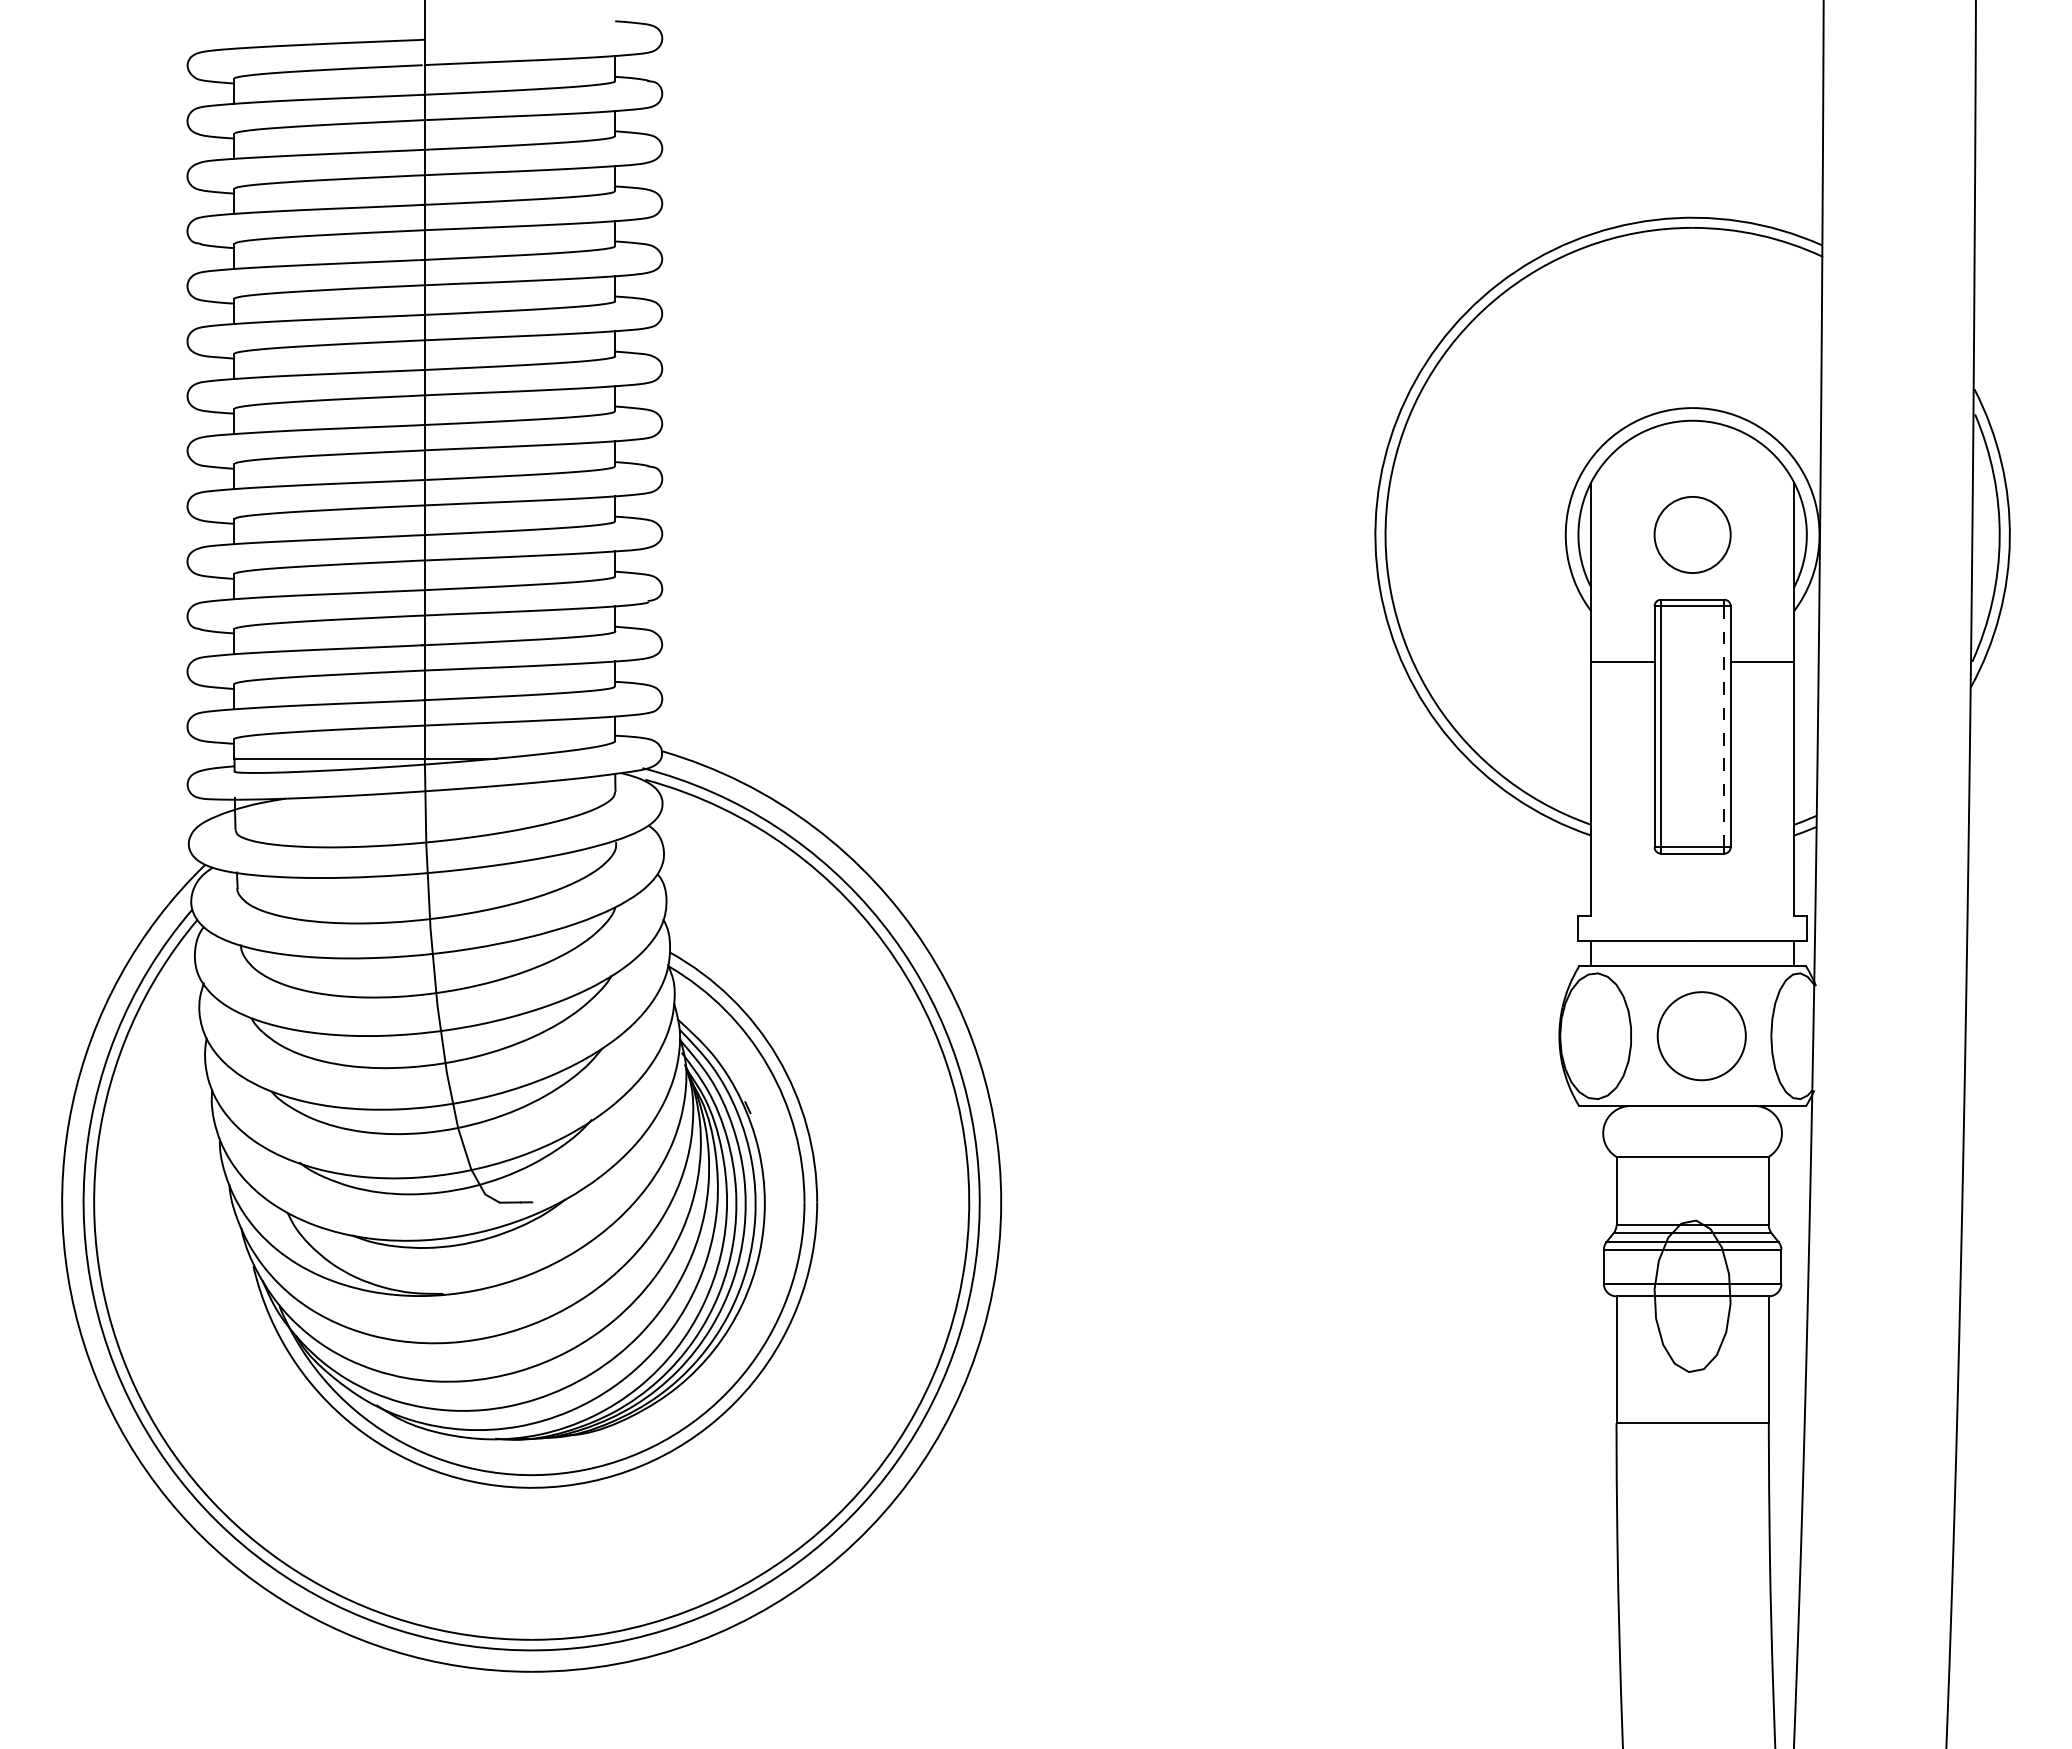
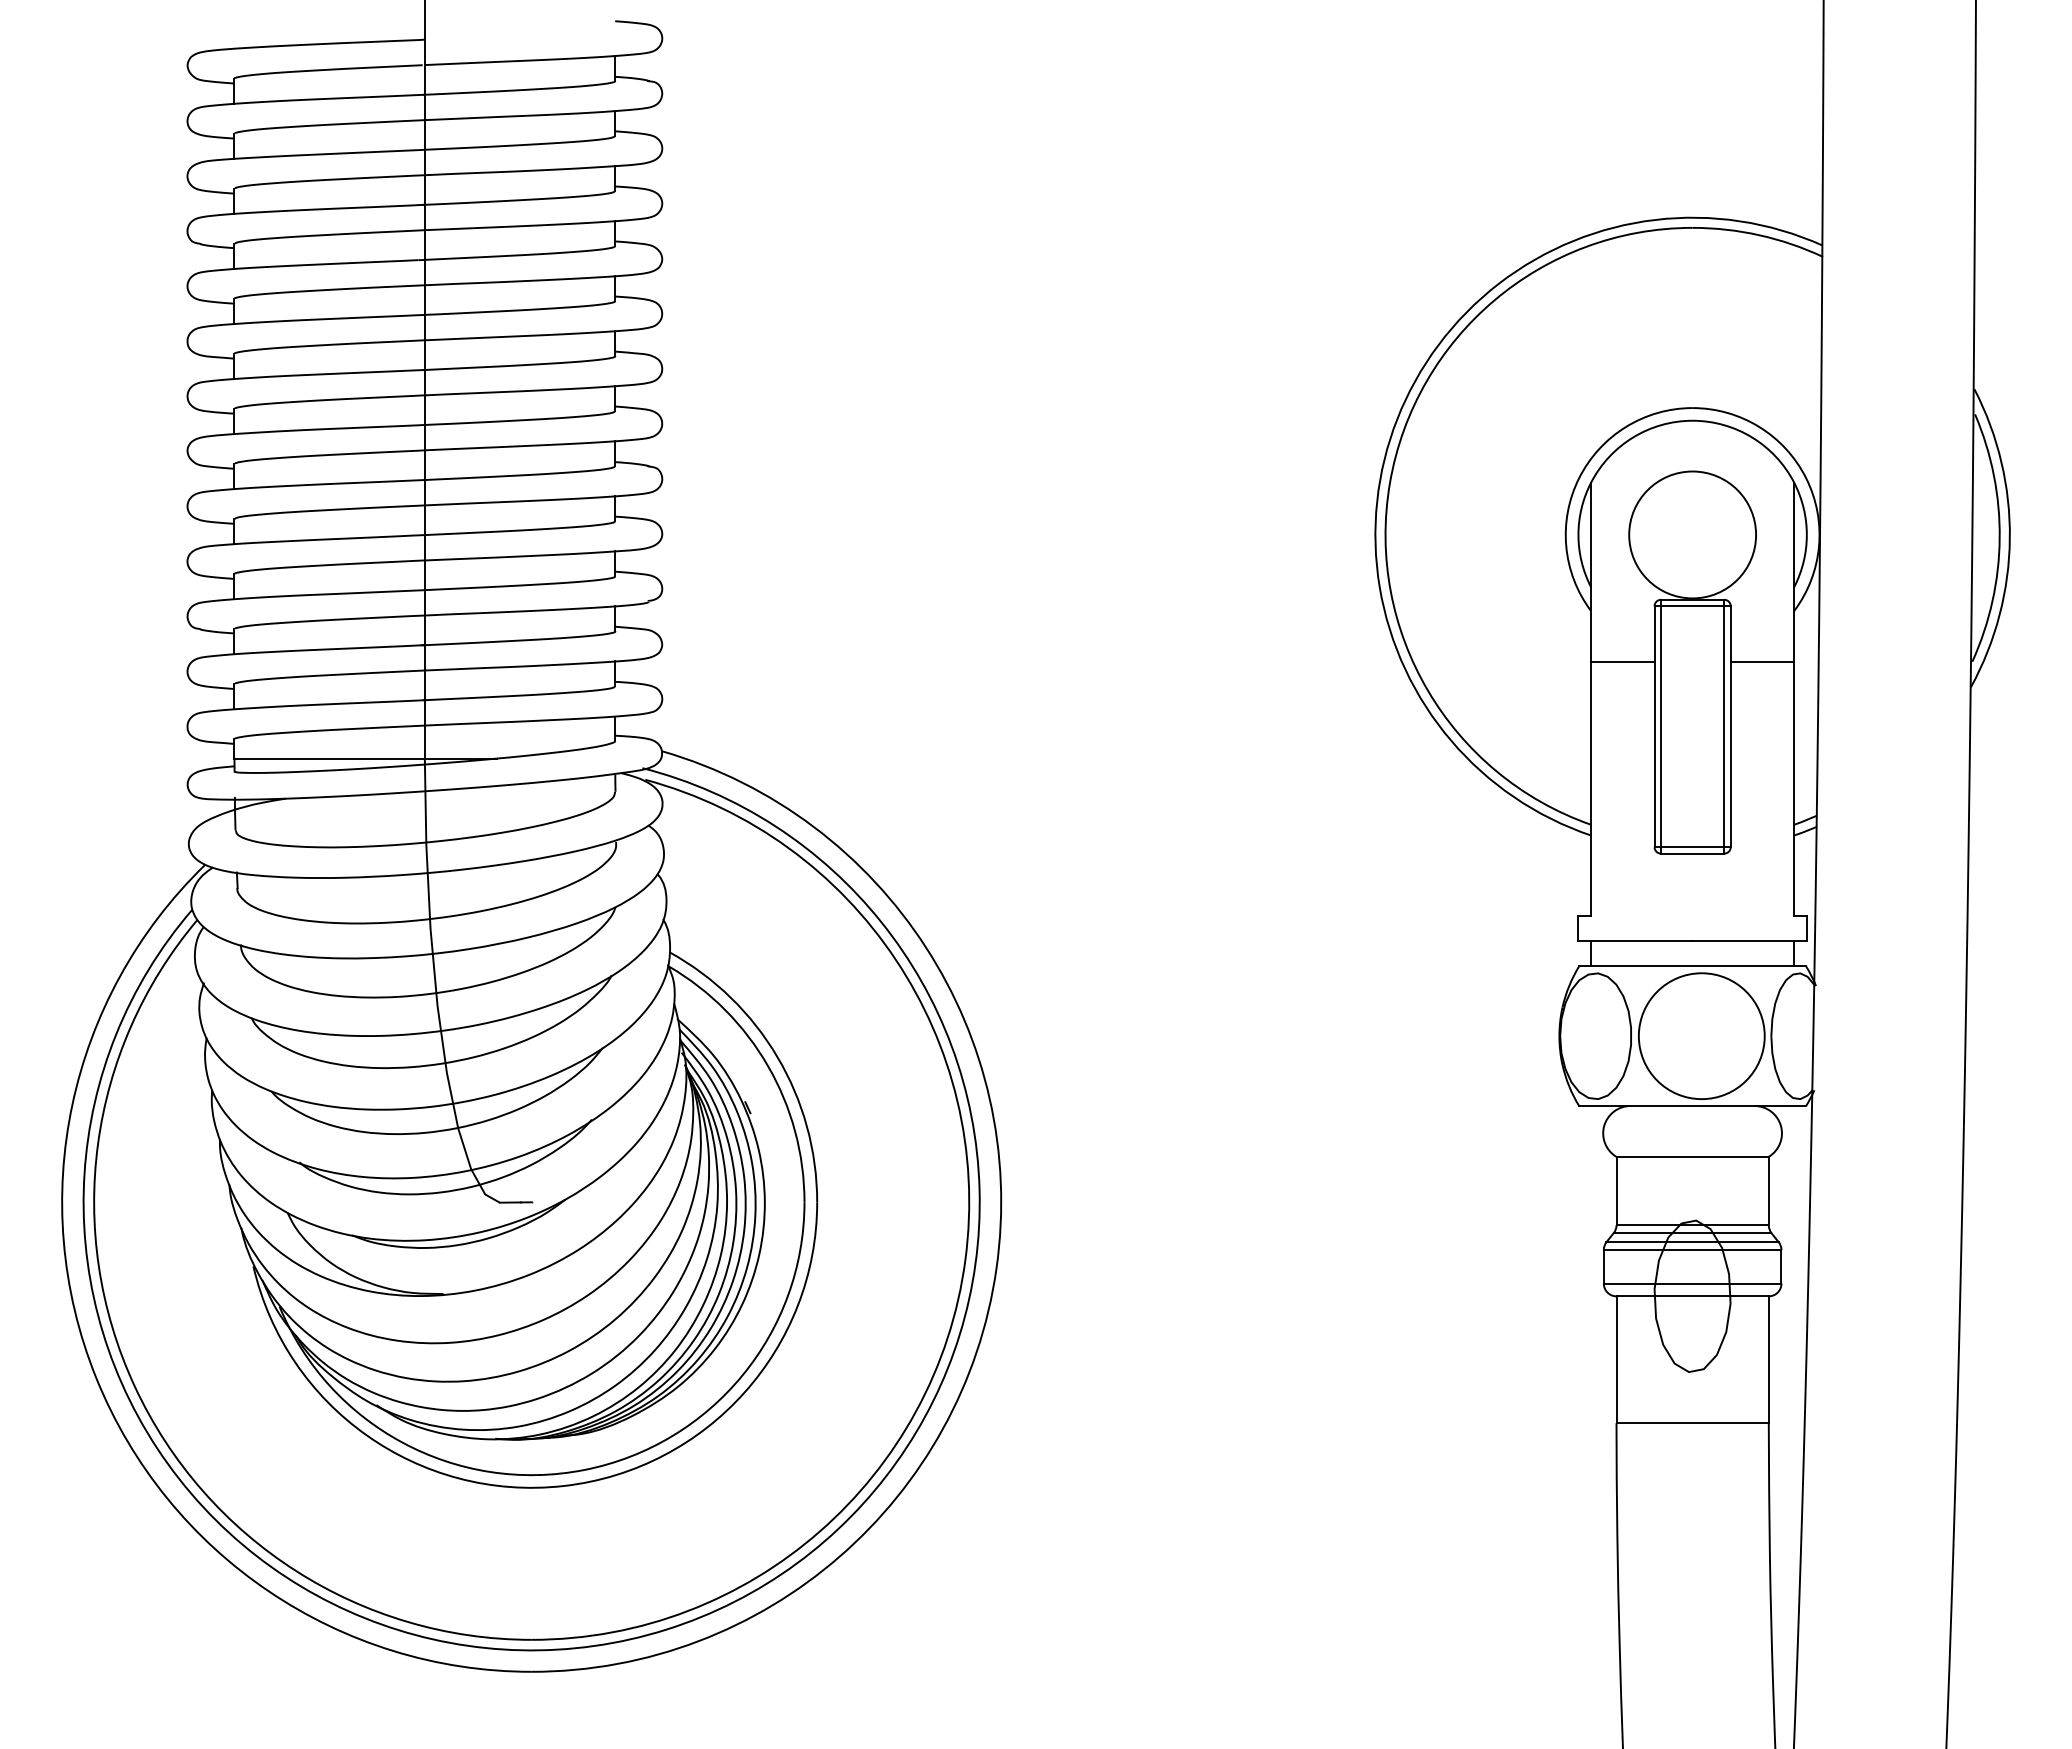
circle diameter: 76 px -> 127 px (1692, 534)
line: dashed -> solid (1724, 726)
circle diameter: 88 px -> 126 px (1701, 1036)
